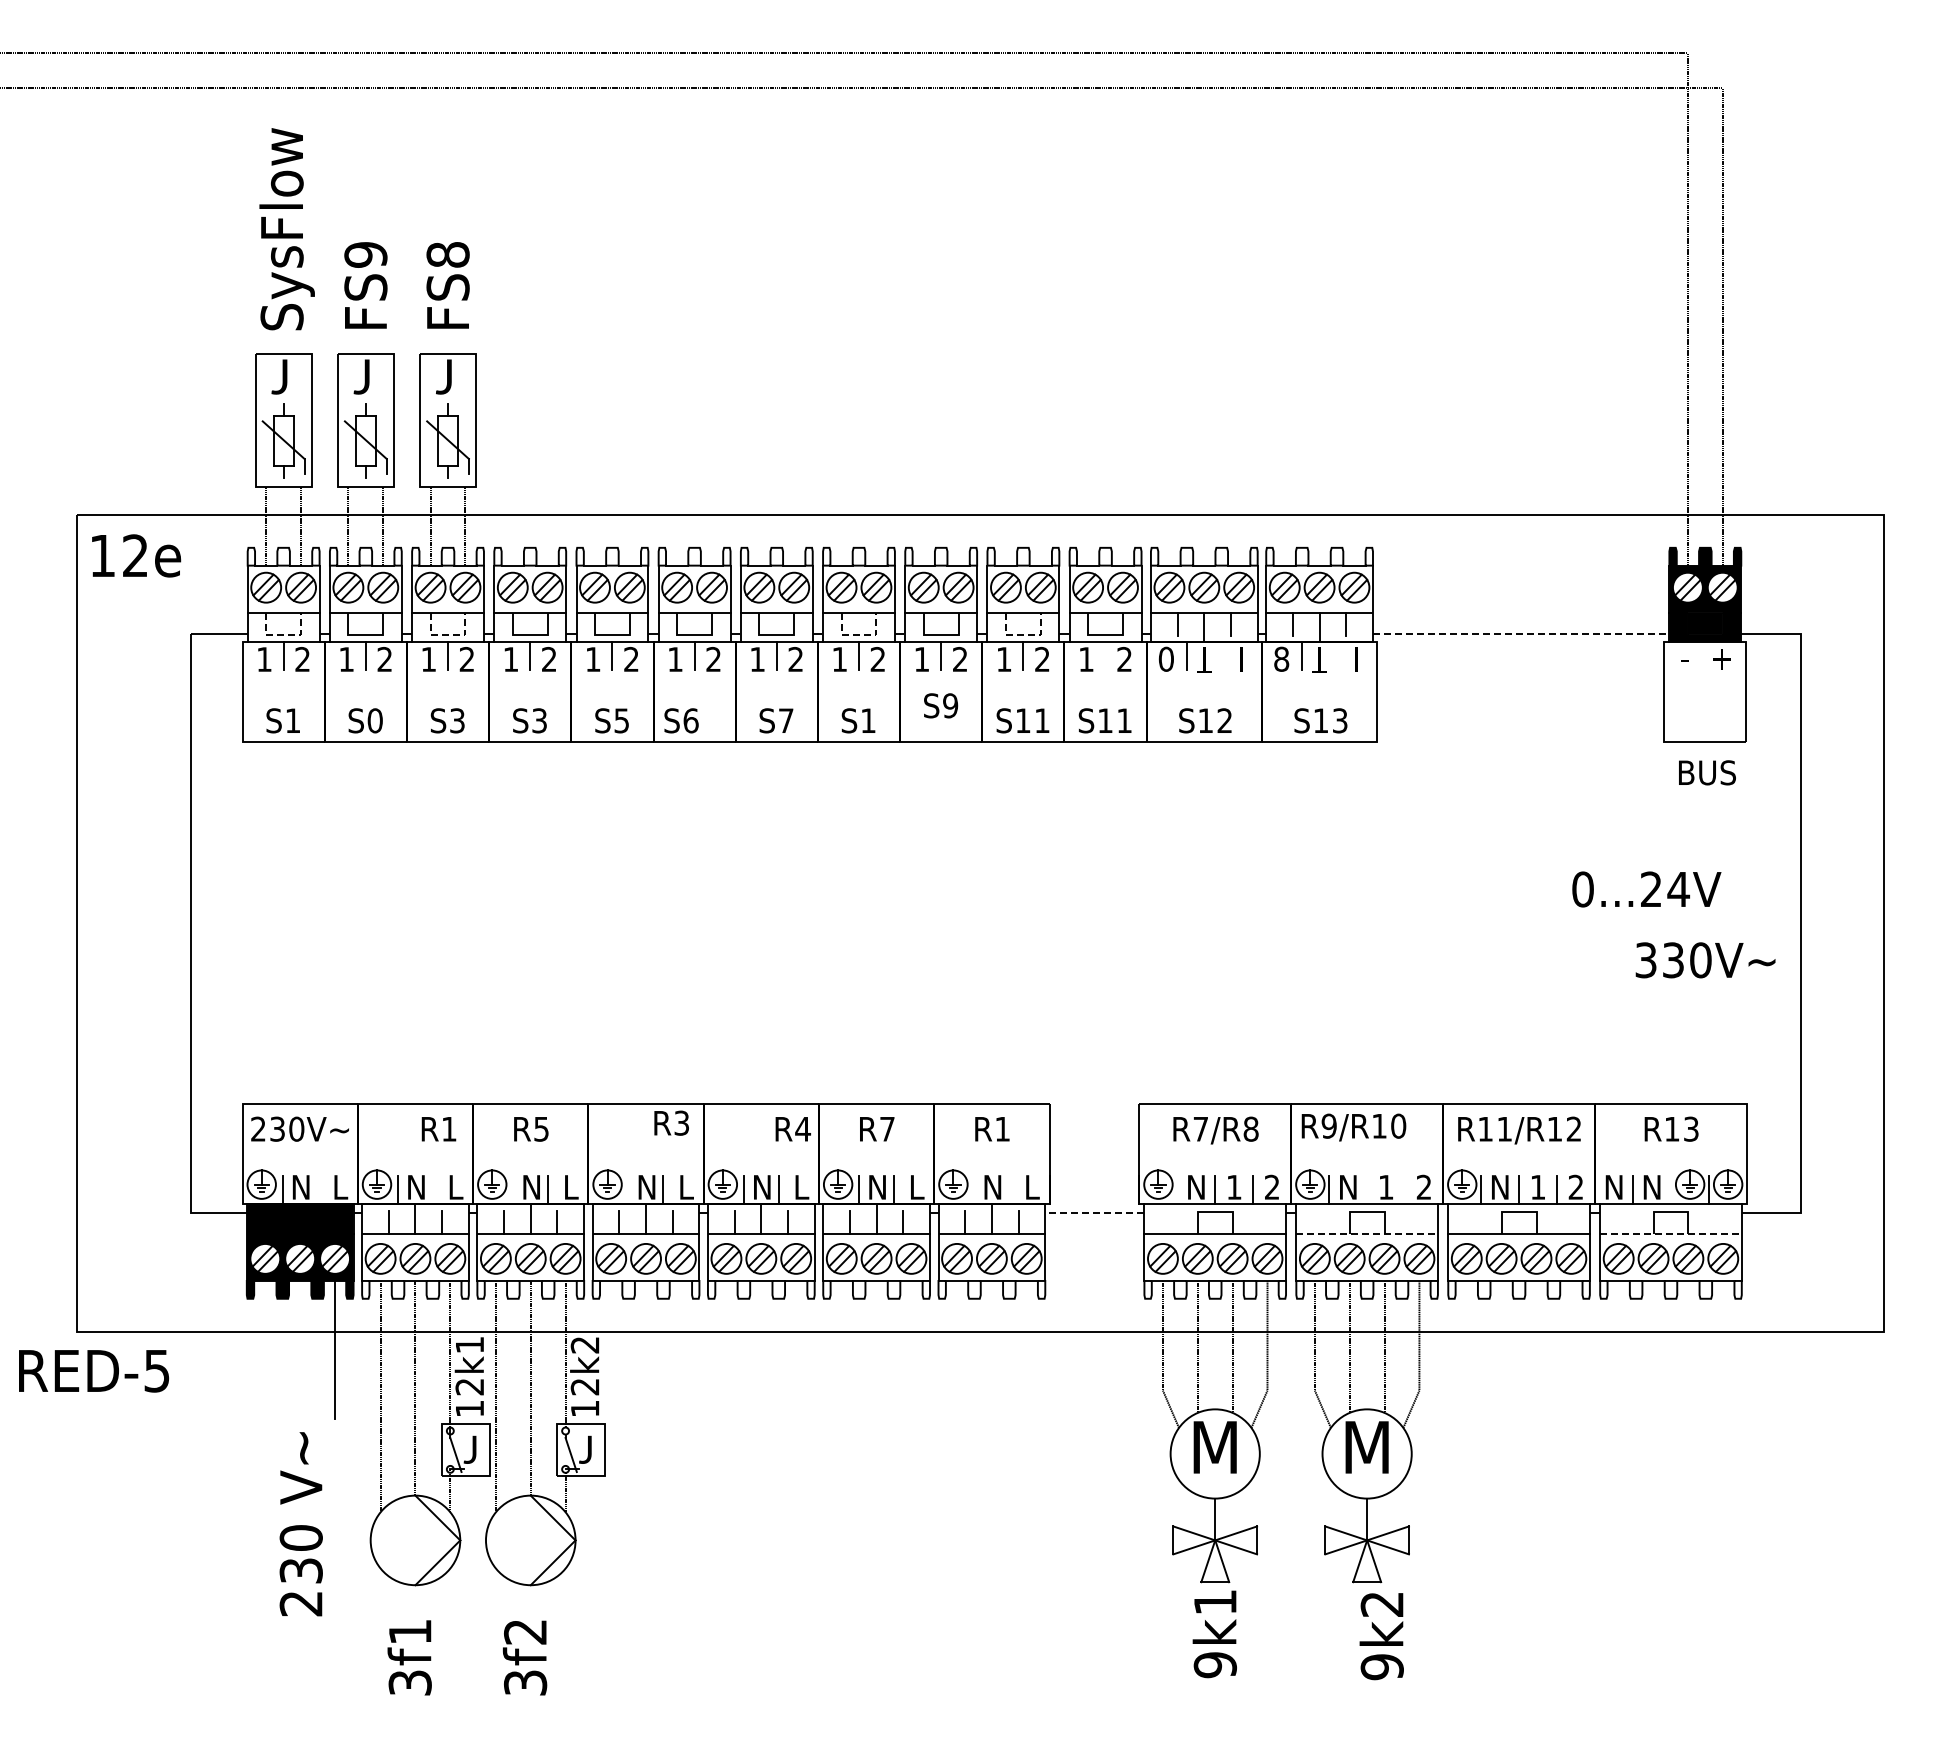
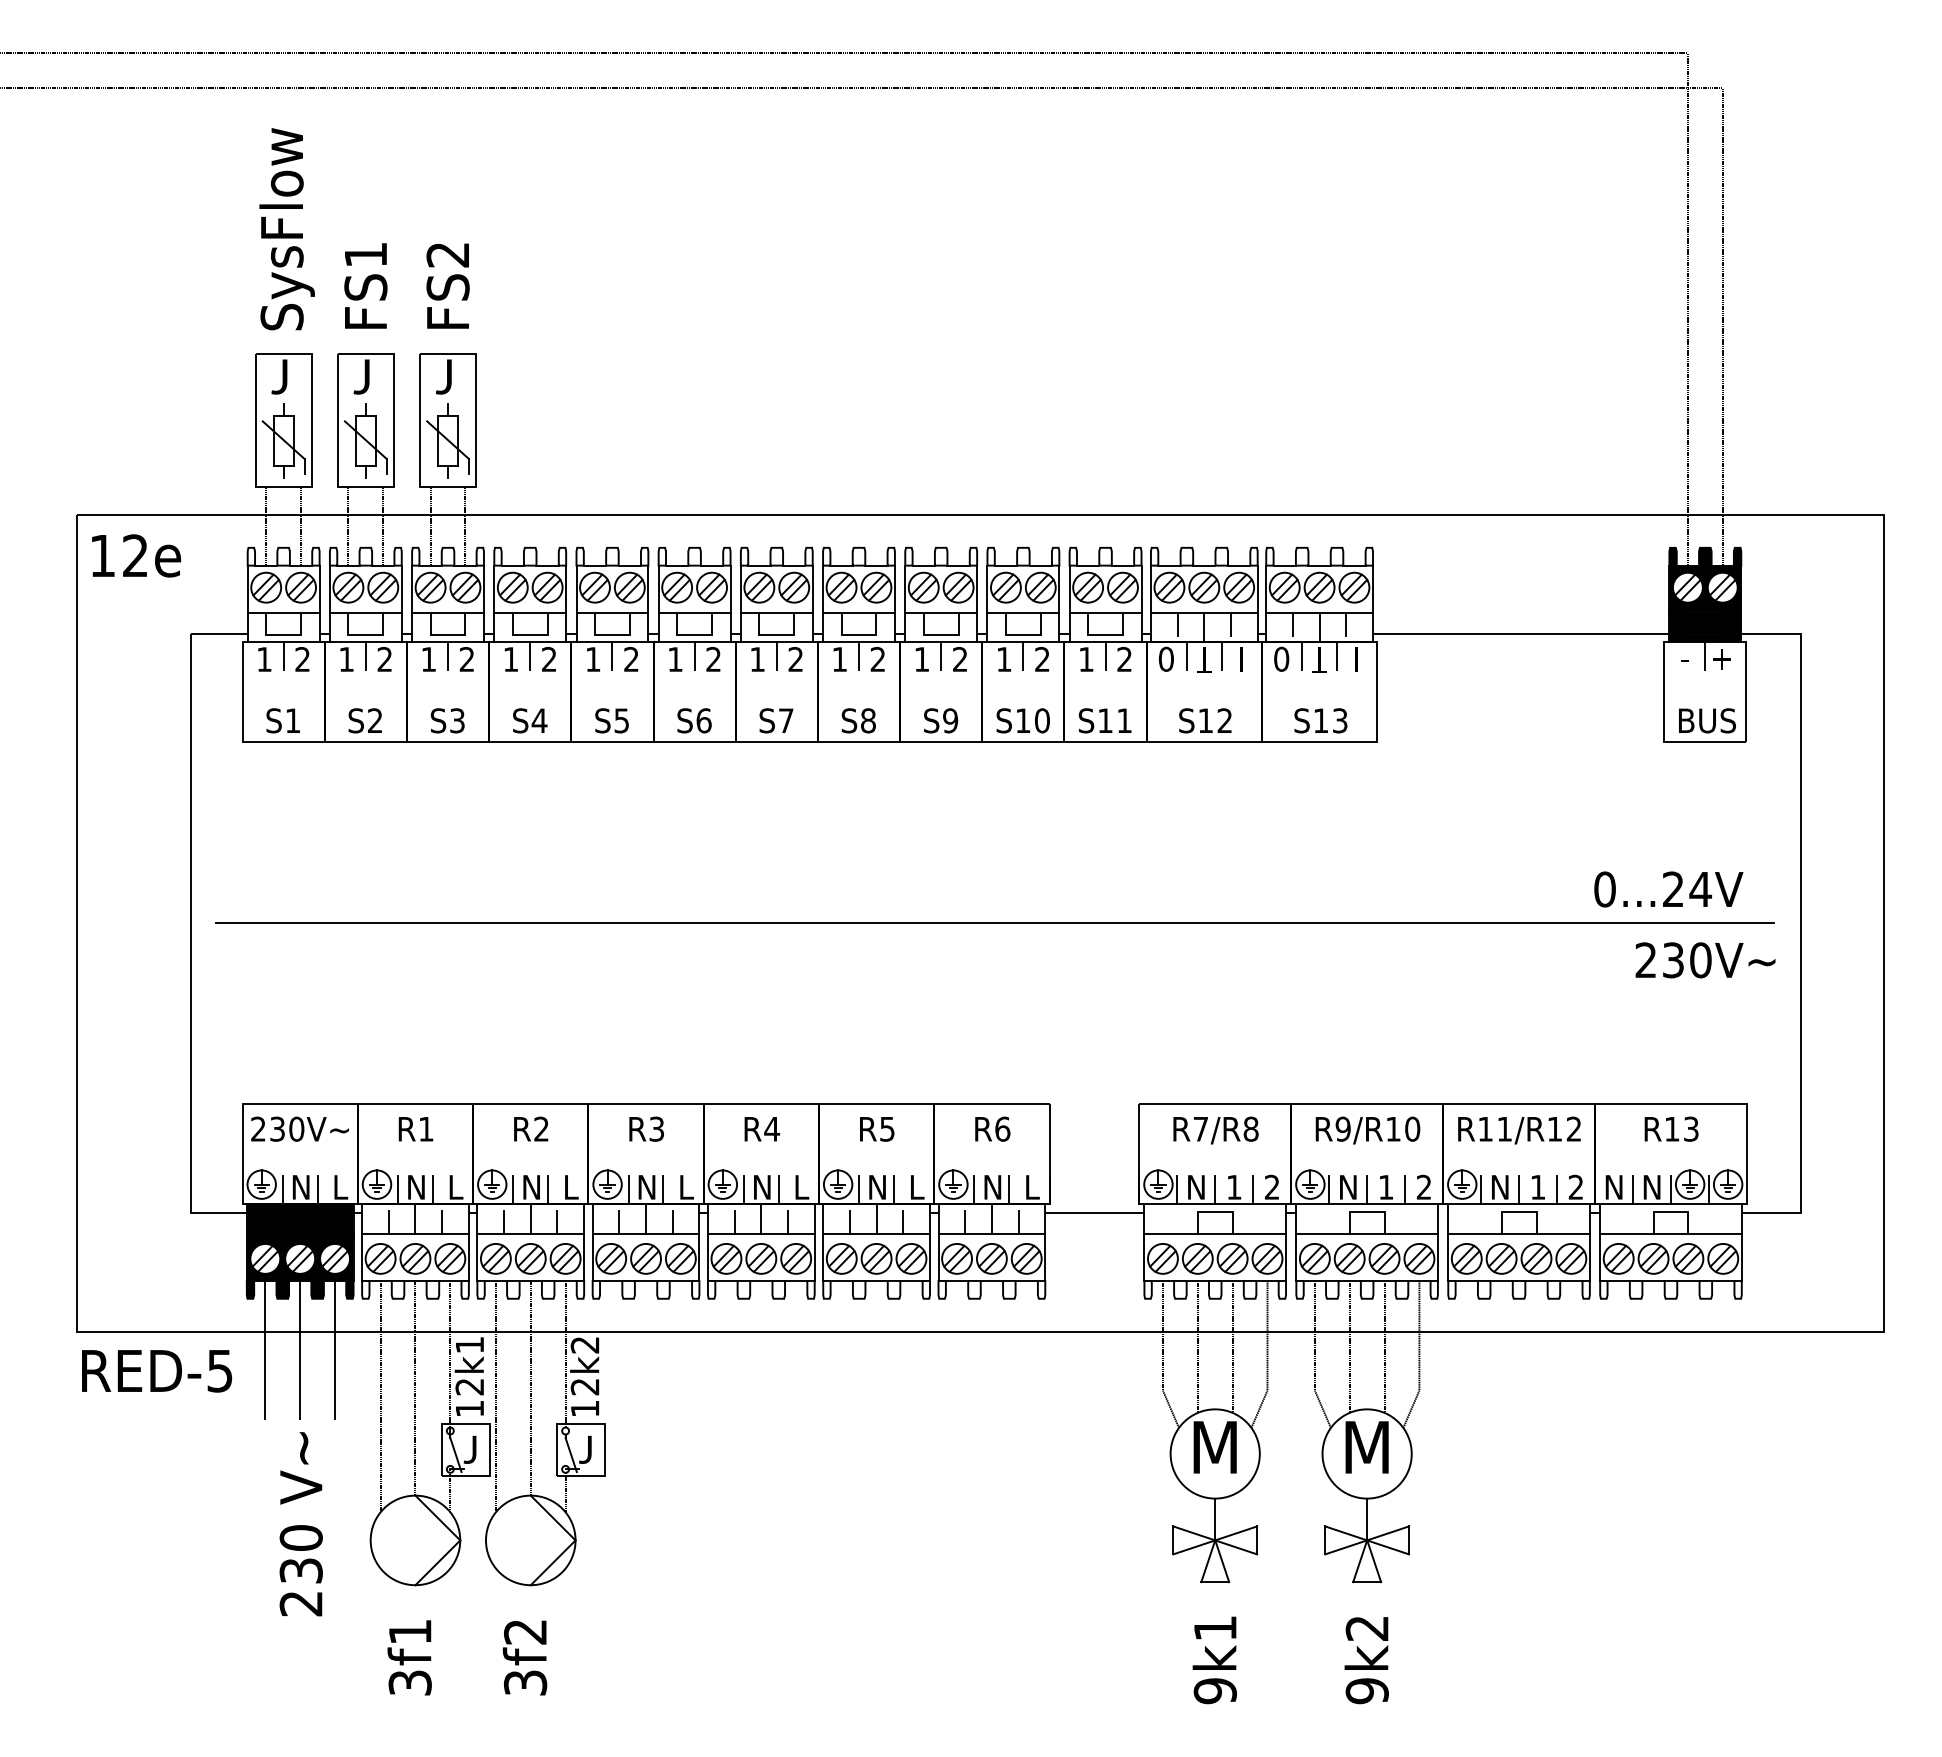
text: FS9 -> FS1 (365, 254)
text: FS8 -> FS2 (447, 254)
line: dashed -> solid (1521, 633)
line: dashed -> solid (284, 634)
line: dashed -> solid (448, 634)
line: dashed -> solid (859, 634)
line: dashed -> solid (1023, 634)
line: none -> present (1105, 656)
line: none -> present (1221, 656)
line: none -> present (1337, 656)
line: none -> present (1705, 656)
text: 8 -> 0 (1281, 659)
text position: (941, 705) -> (941, 720) (941, 720)
text: S0 -> S2 (374, 720)
text: S3 -> S4 (539, 720)
text position: (681, 720) -> (694, 720) (694, 720)
text: S1 -> S8 (868, 720)
text: S11 -> S10 (1041, 720)
text position: (1707, 772) -> (1707, 720) (1707, 720)
text position: (1646, 889) -> (1668, 889) (1668, 889)
line: none -> present (994, 923)
text: 330V~ -> 230V~ (1645, 960)
text position: (671, 1122) -> (646, 1128) (646, 1128)
text position: (1353, 1127) -> (1367, 1130) (1367, 1130)
text: R5 -> R2 (541, 1128)
text: R1 -> R6 (1002, 1128)
text position: (438, 1129) -> (415, 1129) (415, 1129)
text position: (792, 1129) -> (761, 1129) (761, 1129)
text: R7 -> R5 (887, 1129)
line: none -> present (317, 1190)
line: none -> present (432, 1190)
line: none -> present (513, 1190)
line: none -> present (628, 1190)
line: none -> present (974, 1190)
line: none -> present (1009, 1190)
line: none -> present (1177, 1190)
line: none -> present (1367, 1190)
line: none -> present (1405, 1190)
line: none -> present (1670, 1190)
line: dashed -> solid (1094, 1212)
line: dashed -> solid (1367, 1234)
line: dashed -> solid (1670, 1234)
line: none -> present (265, 1349)
line: none -> present (300, 1349)
text position: (94, 1371) -> (157, 1371) (157, 1371)
text position: (1214, 1634) -> (1214, 1660) (1214, 1660)
text position: (1381, 1636) -> (1366, 1660) (1366, 1660)
